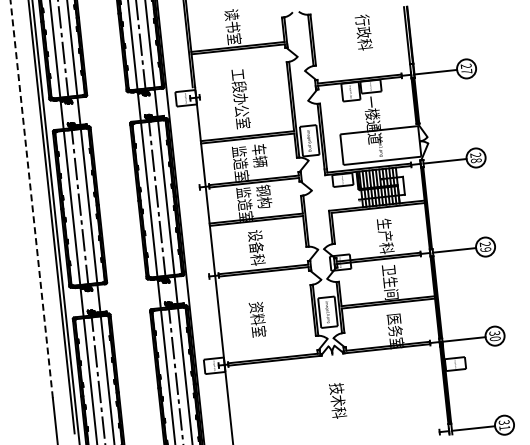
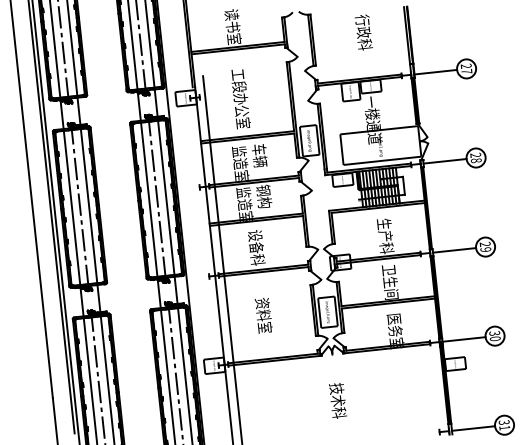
line: dashed -> solid (31, 199)
line: none -> present (222, 258)
text position: (257, 319) -> (263, 315) (263, 315)
